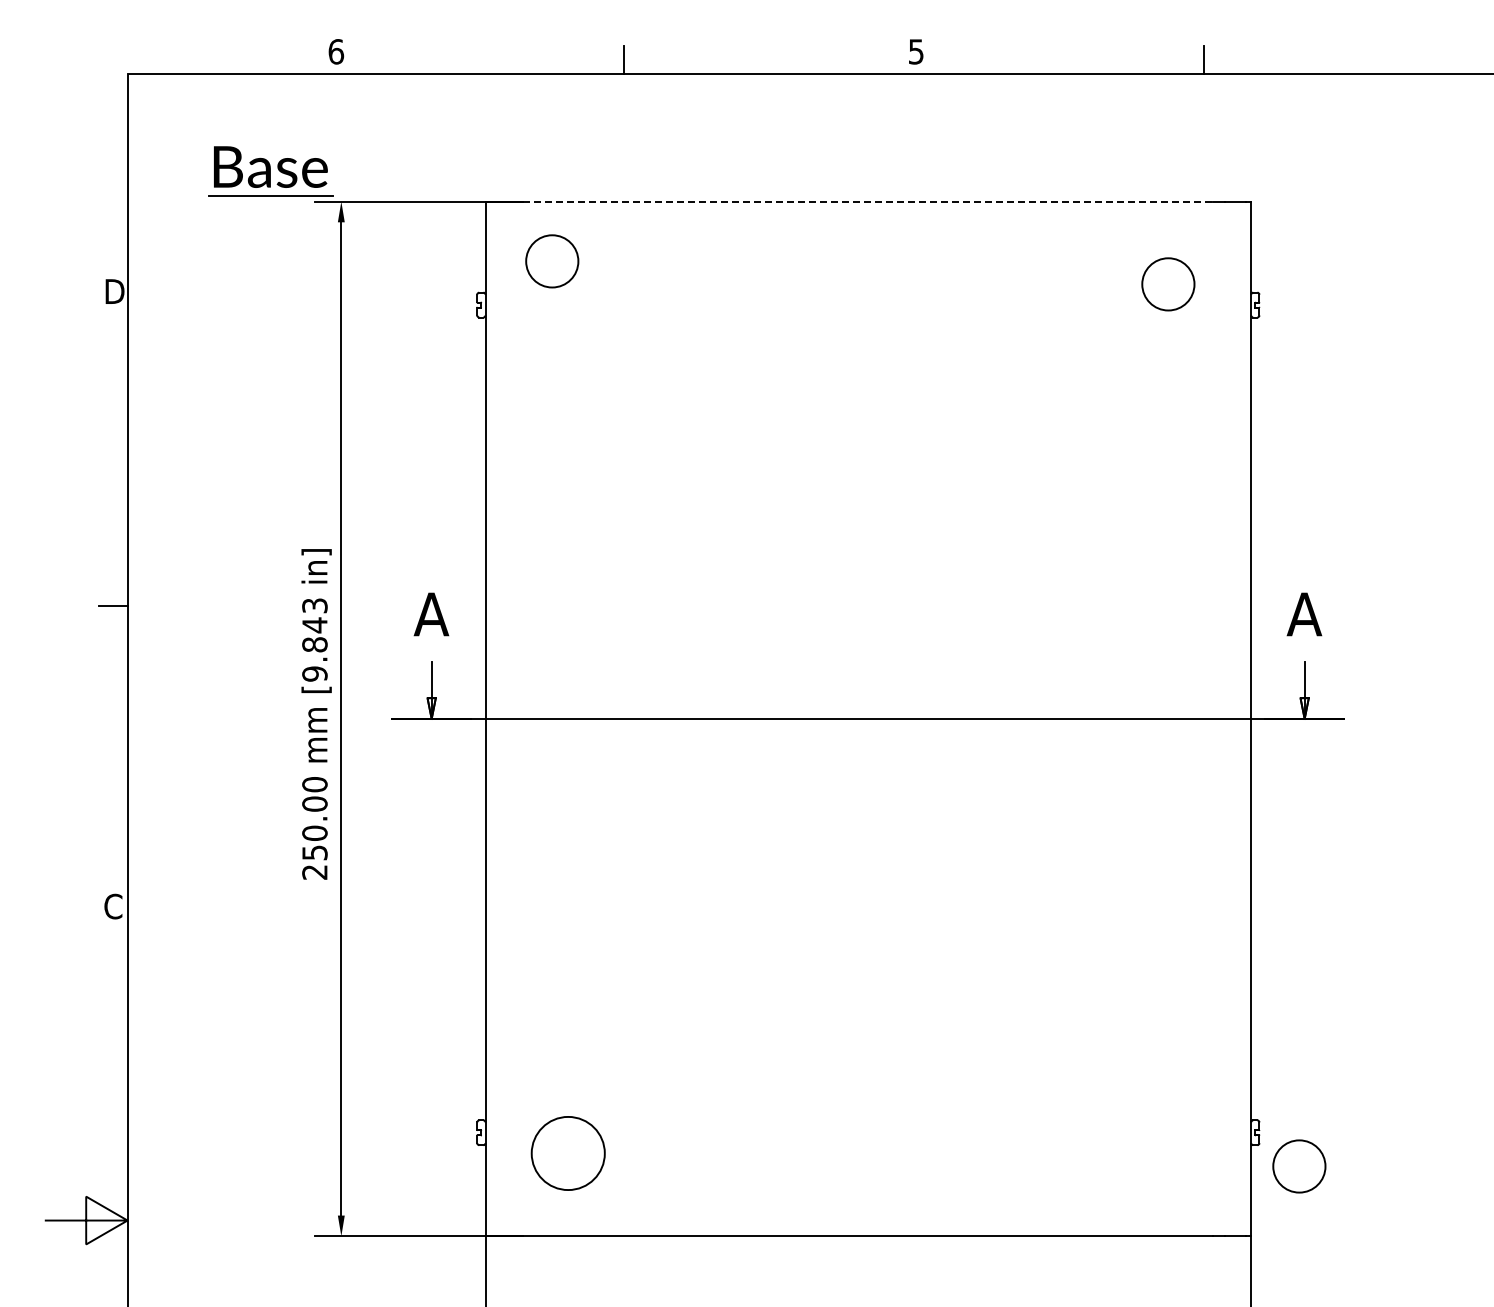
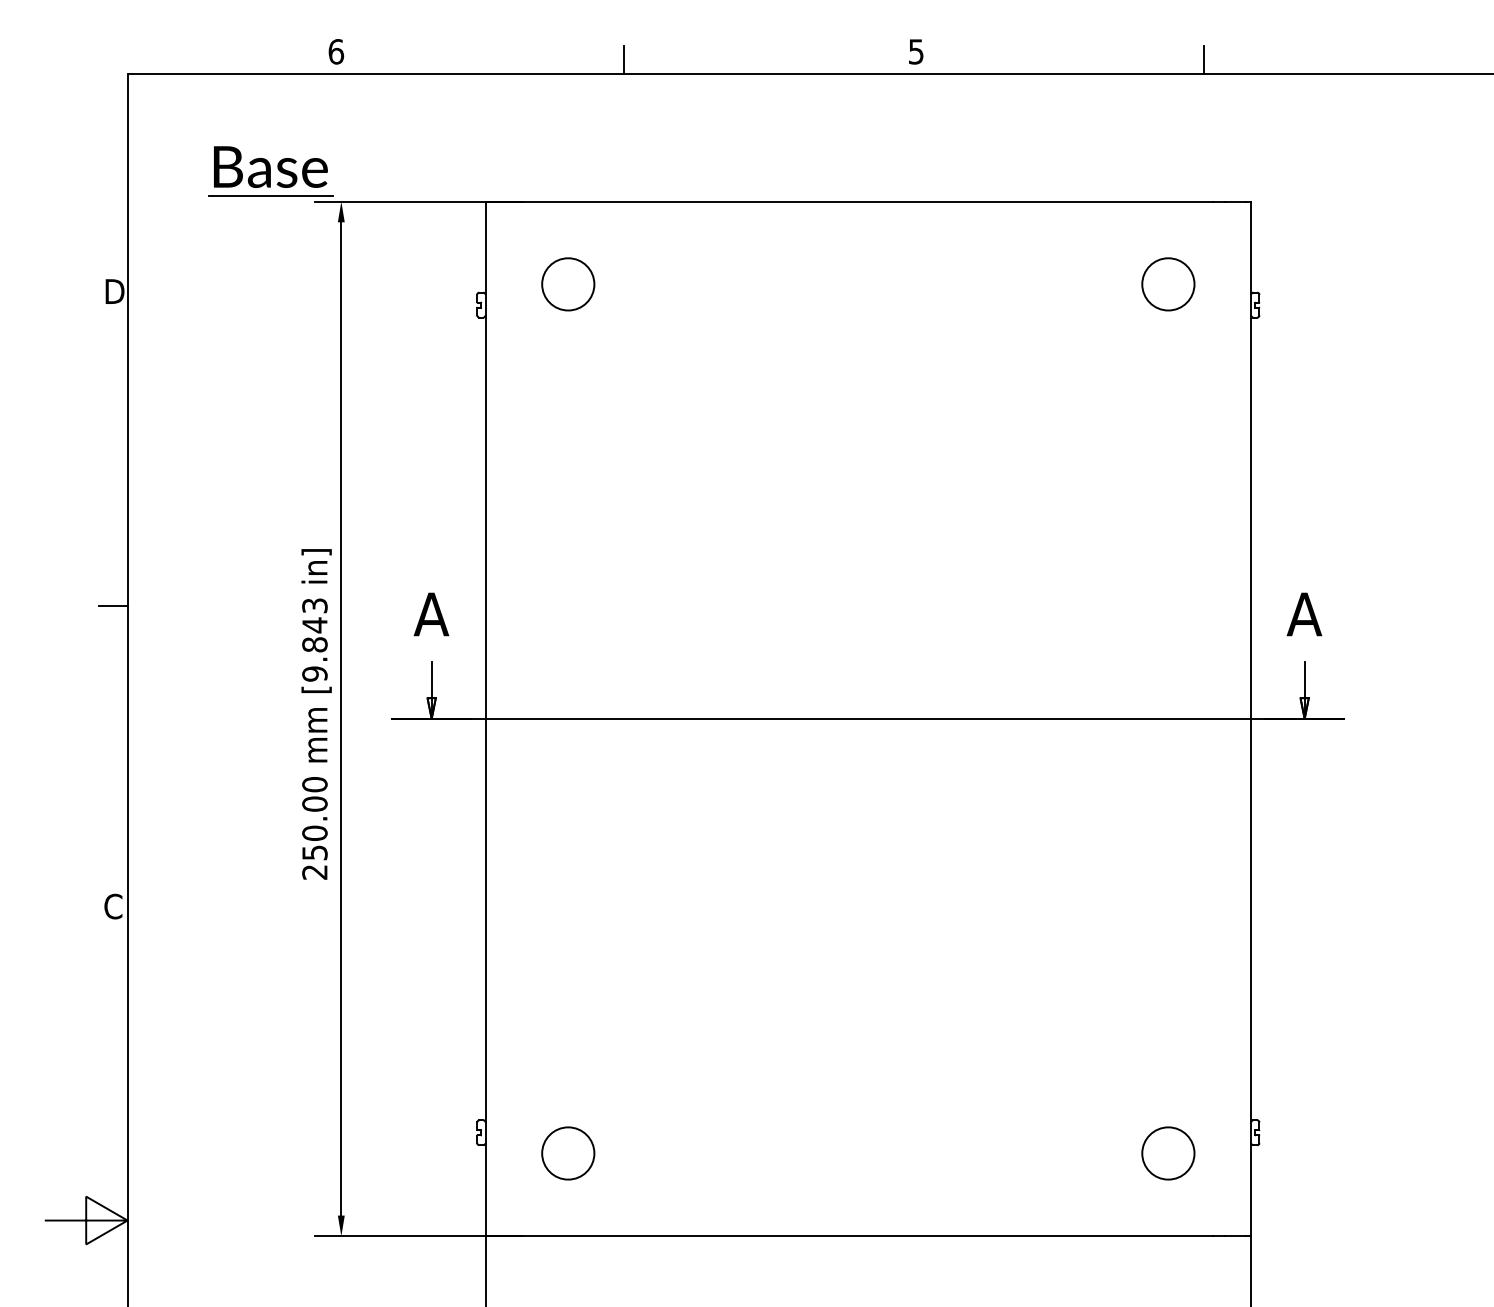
line: dashed -> solid (868, 201)
circle position: (552, 261) -> (568, 284) (568, 284)
circle diameter: 73 px -> 52 px (568, 1153)
circle position: (1299, 1166) -> (1168, 1153) (1168, 1153)
